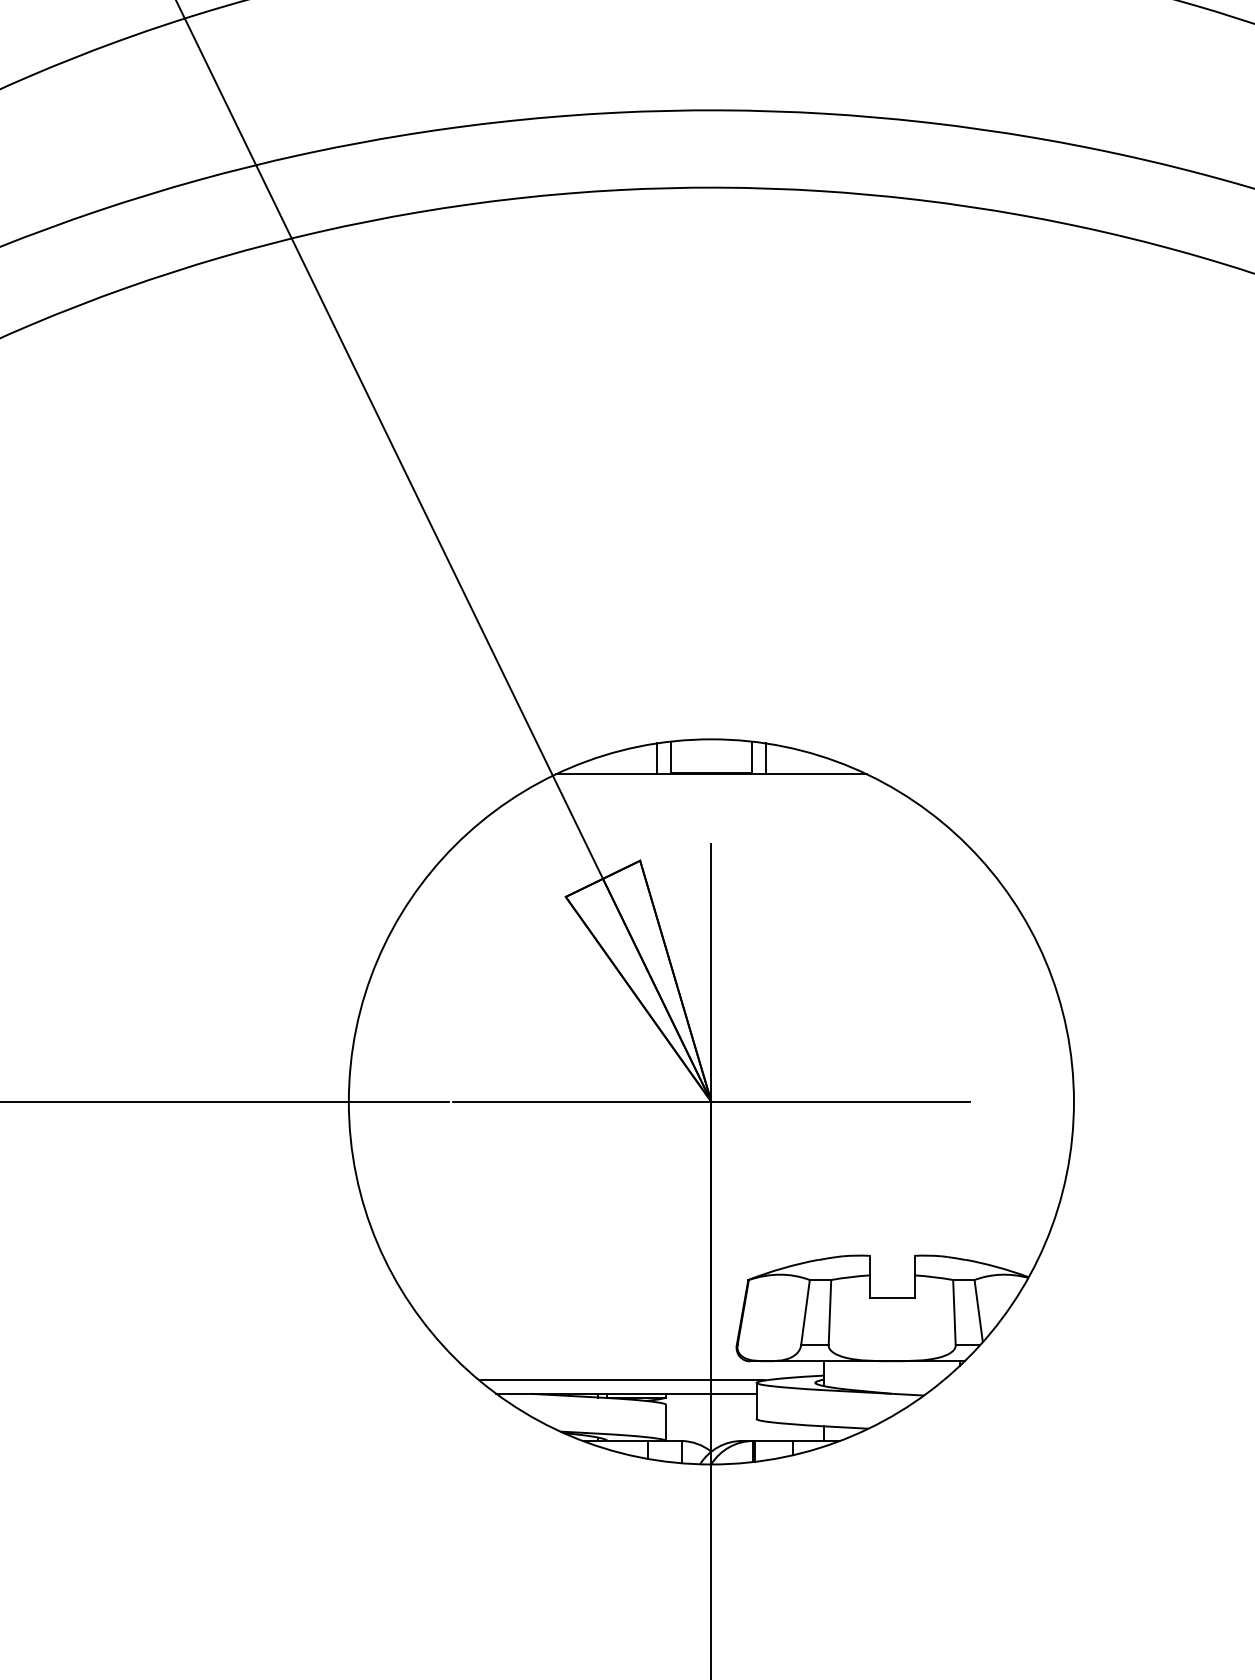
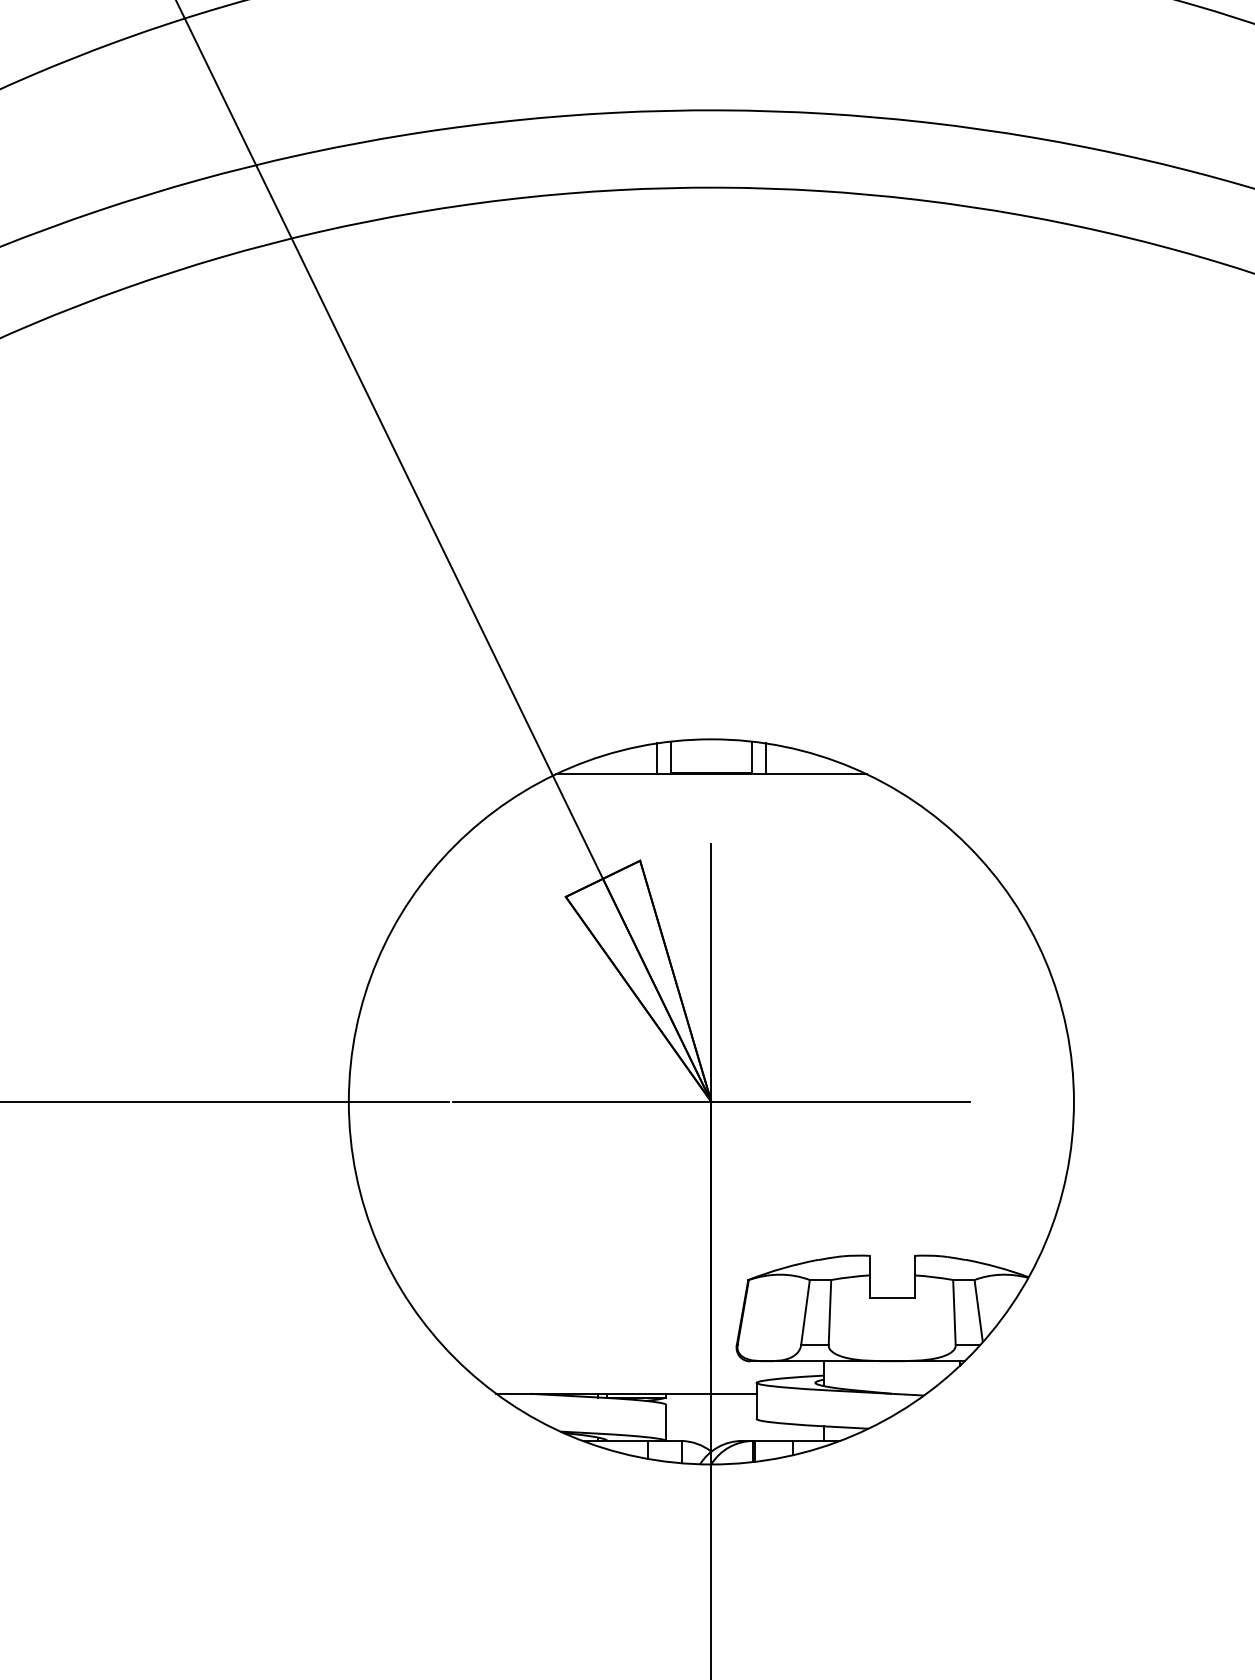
line: present -> none (622, 1380)
